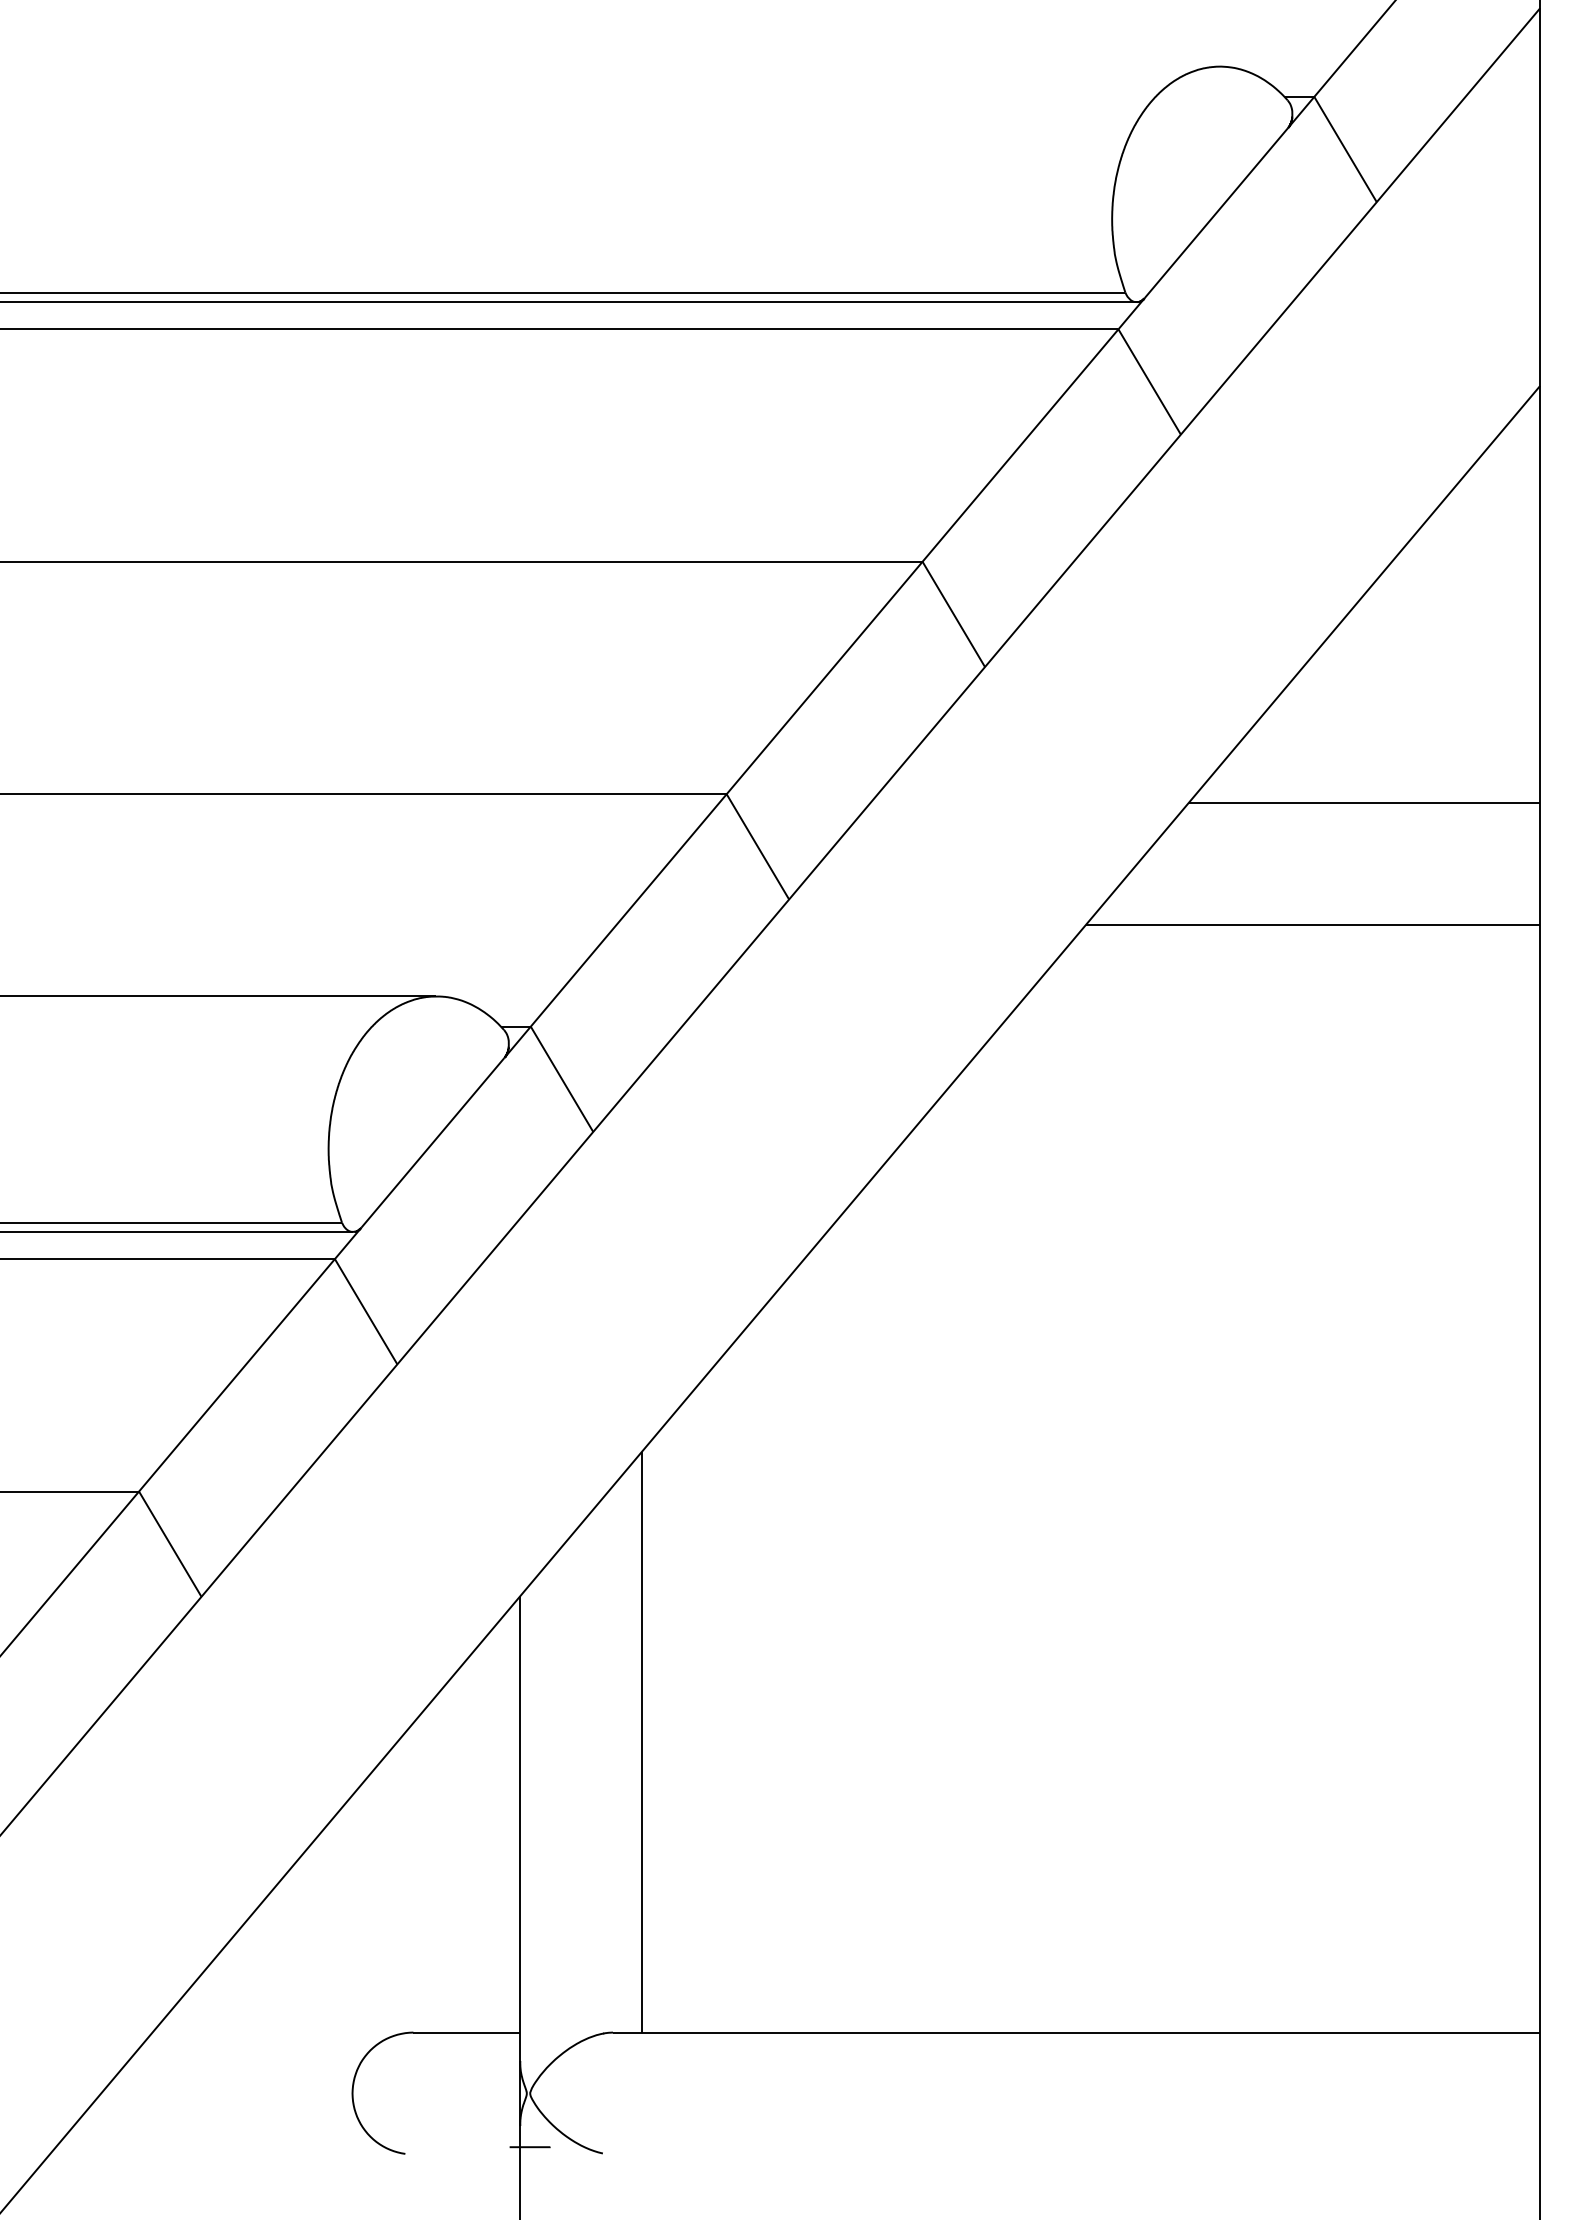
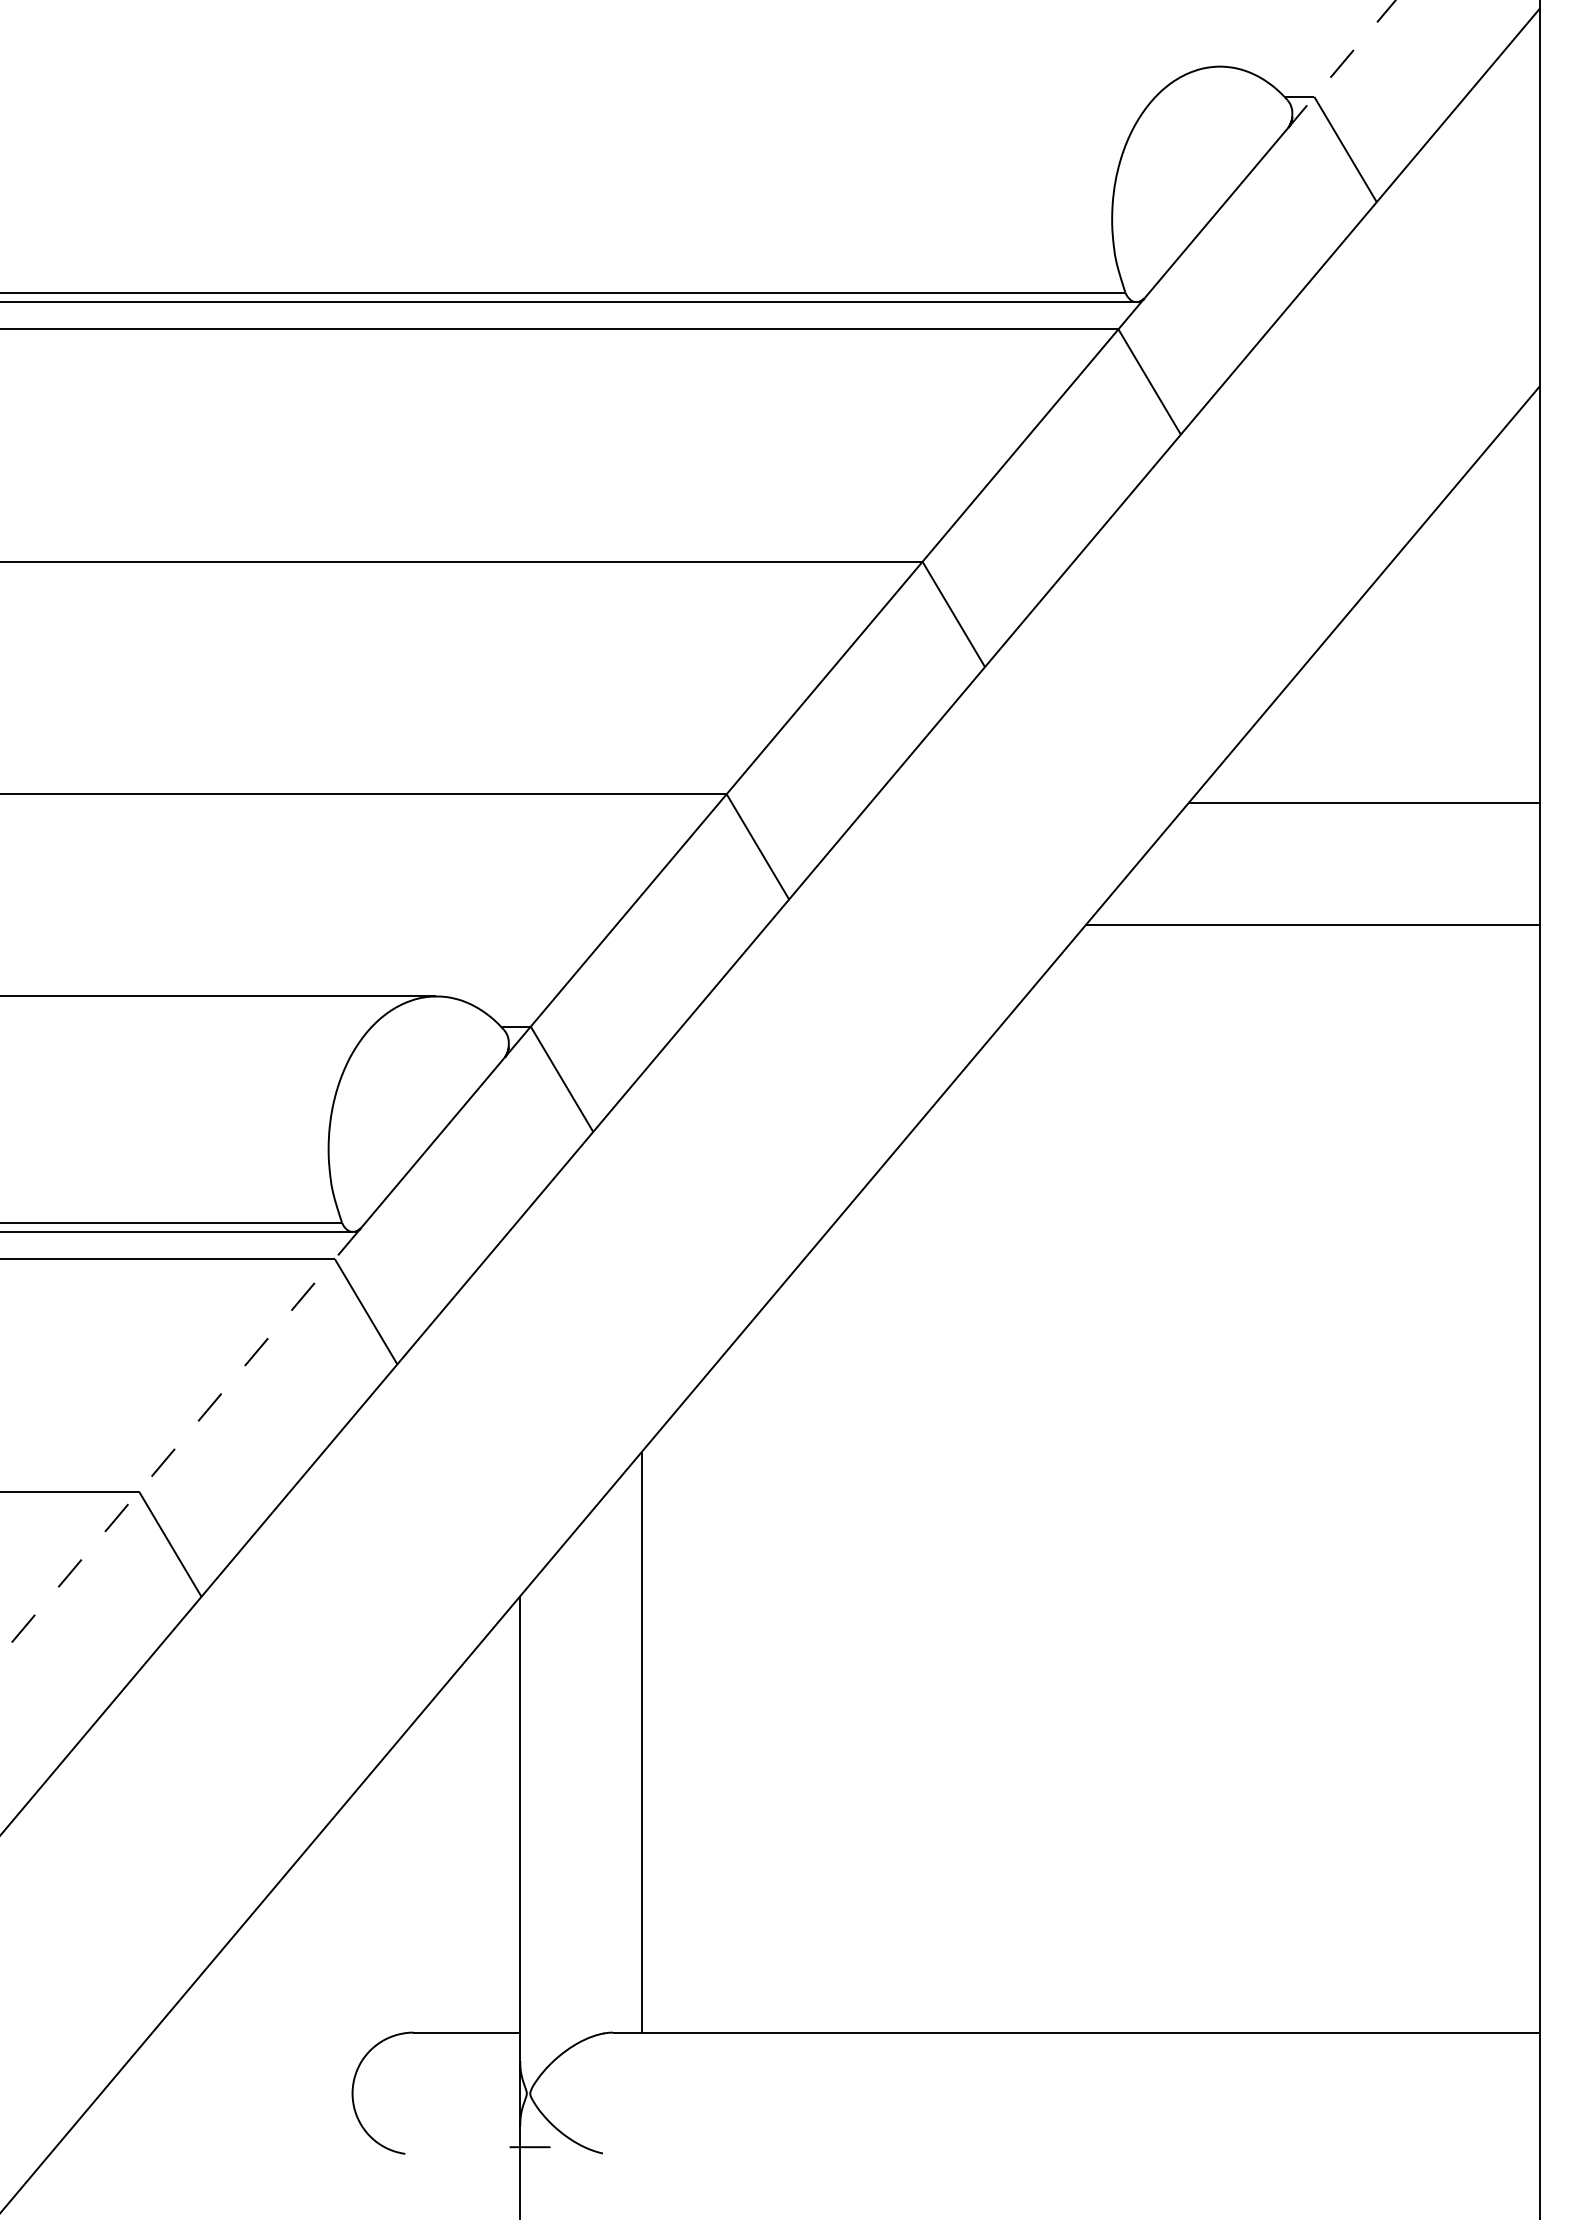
line: solid -> dashed (1341, 64)
line: solid -> dashed (180, 1442)
